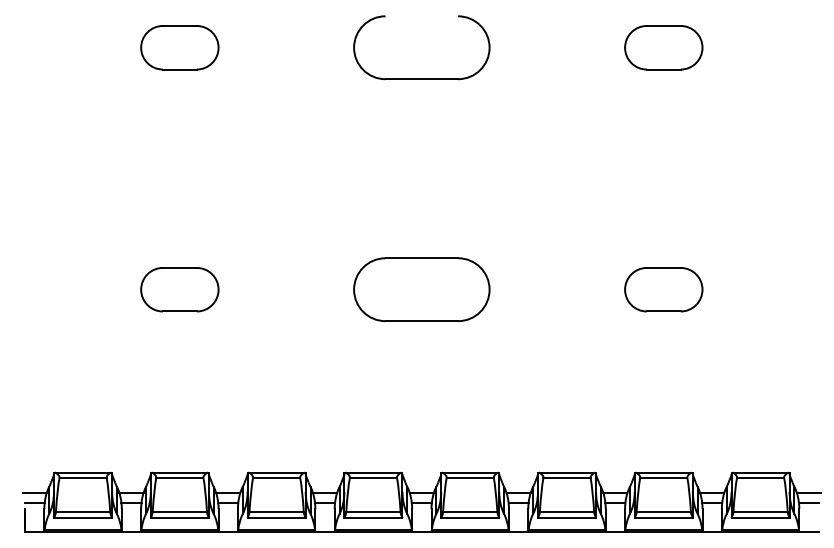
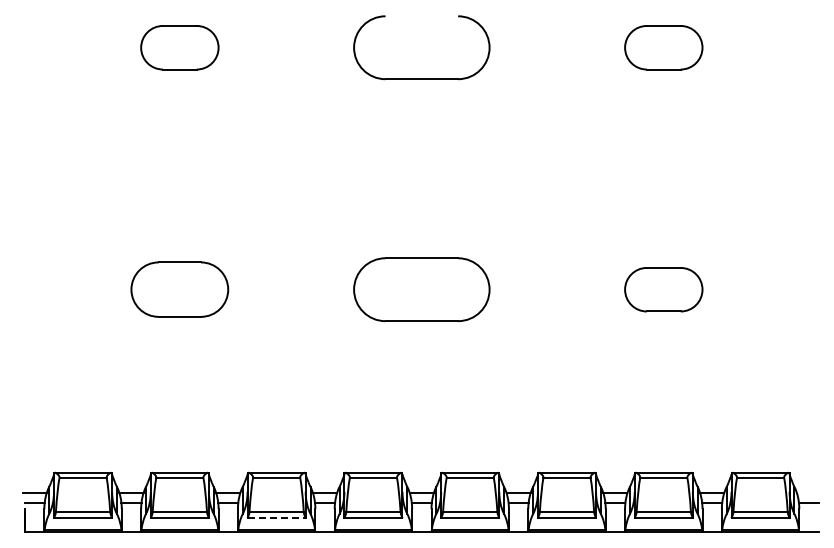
part size: 80x46 px -> 100x57 px (179, 289)
line: present -> none (808, 492)
line: solid -> dashed (277, 518)
